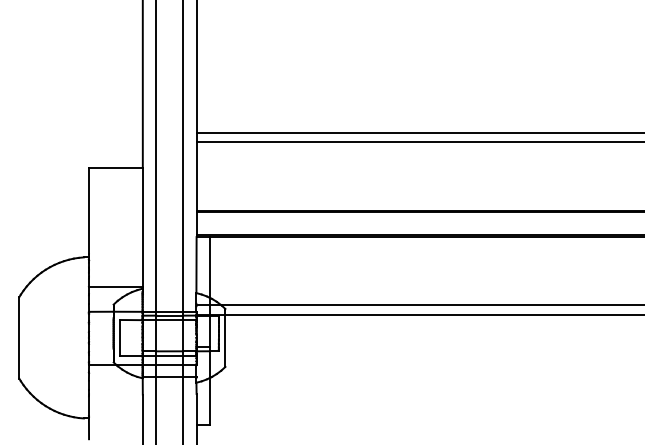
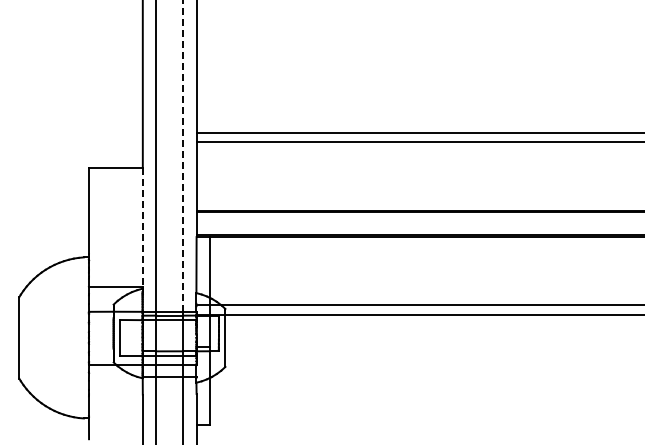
line: solid -> dashed (183, 155)
line: solid -> dashed (142, 227)
